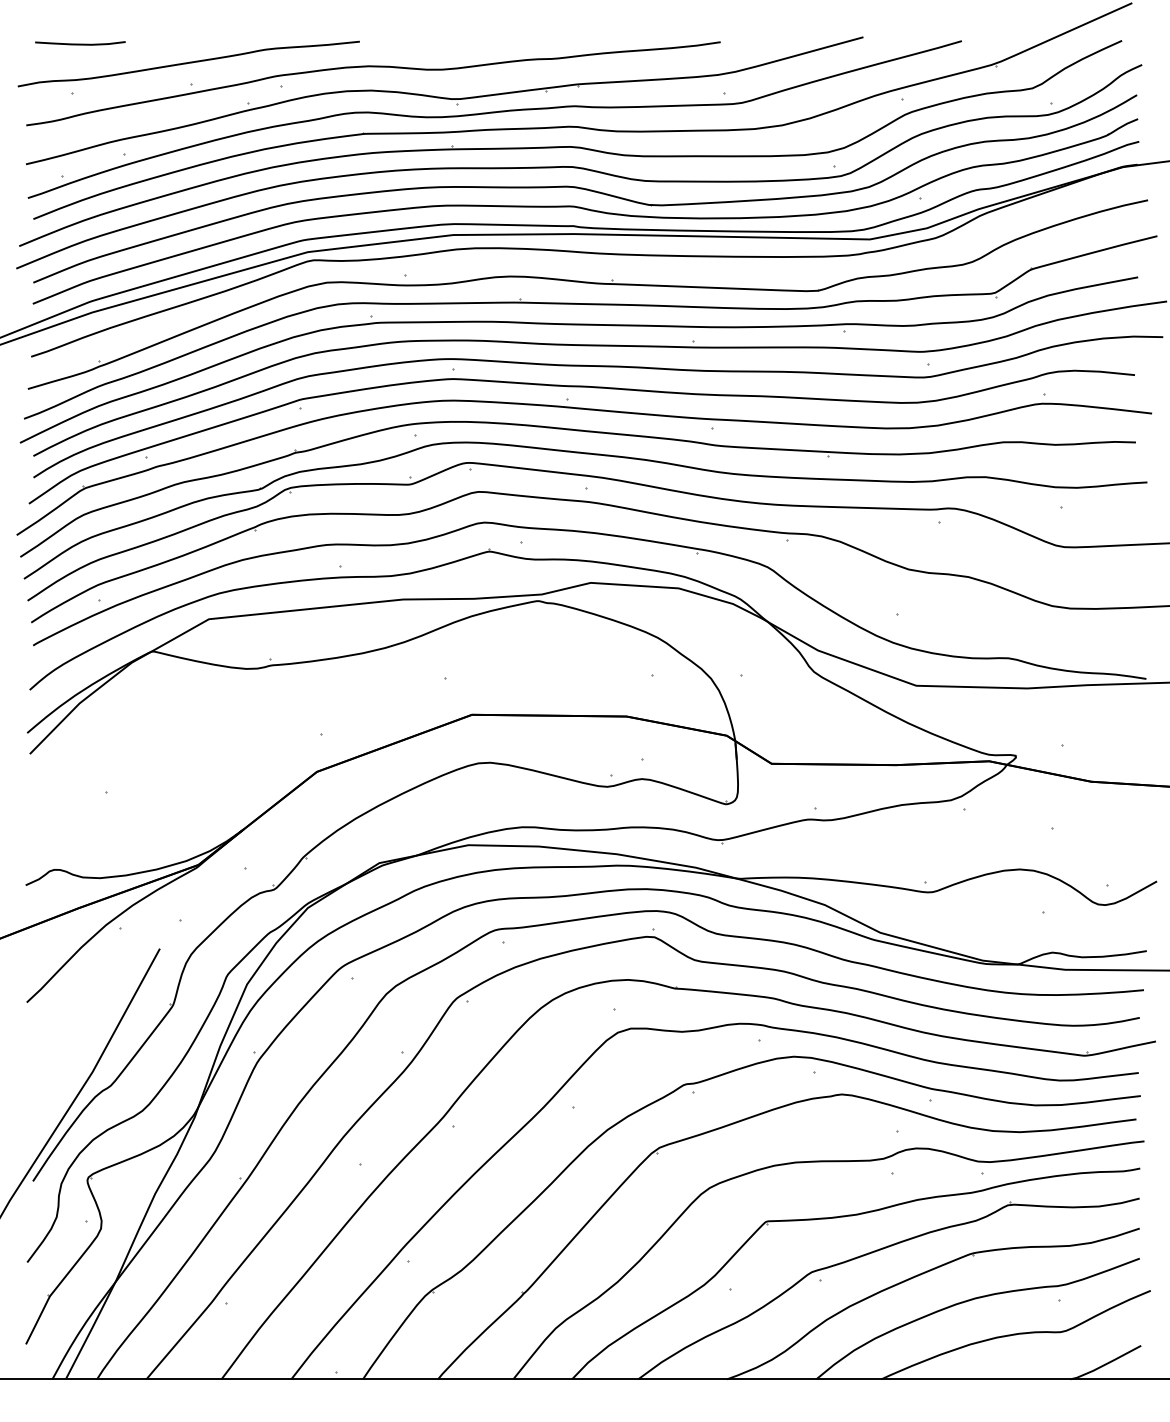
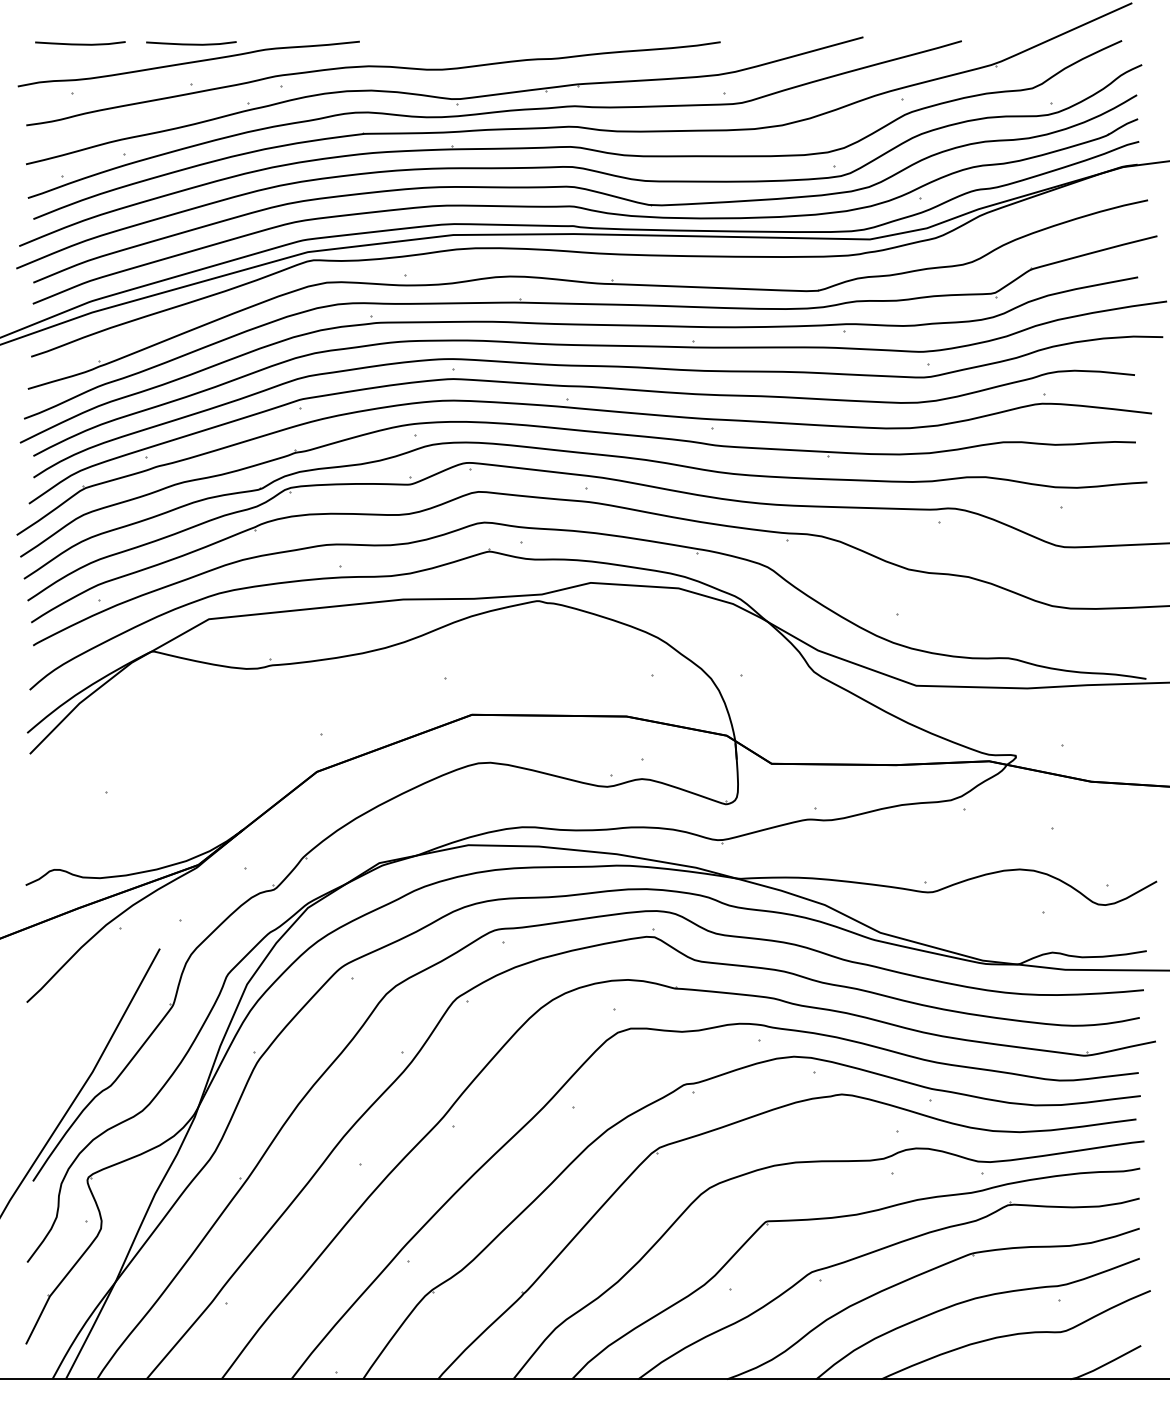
curve: none -> present (191, 43)
